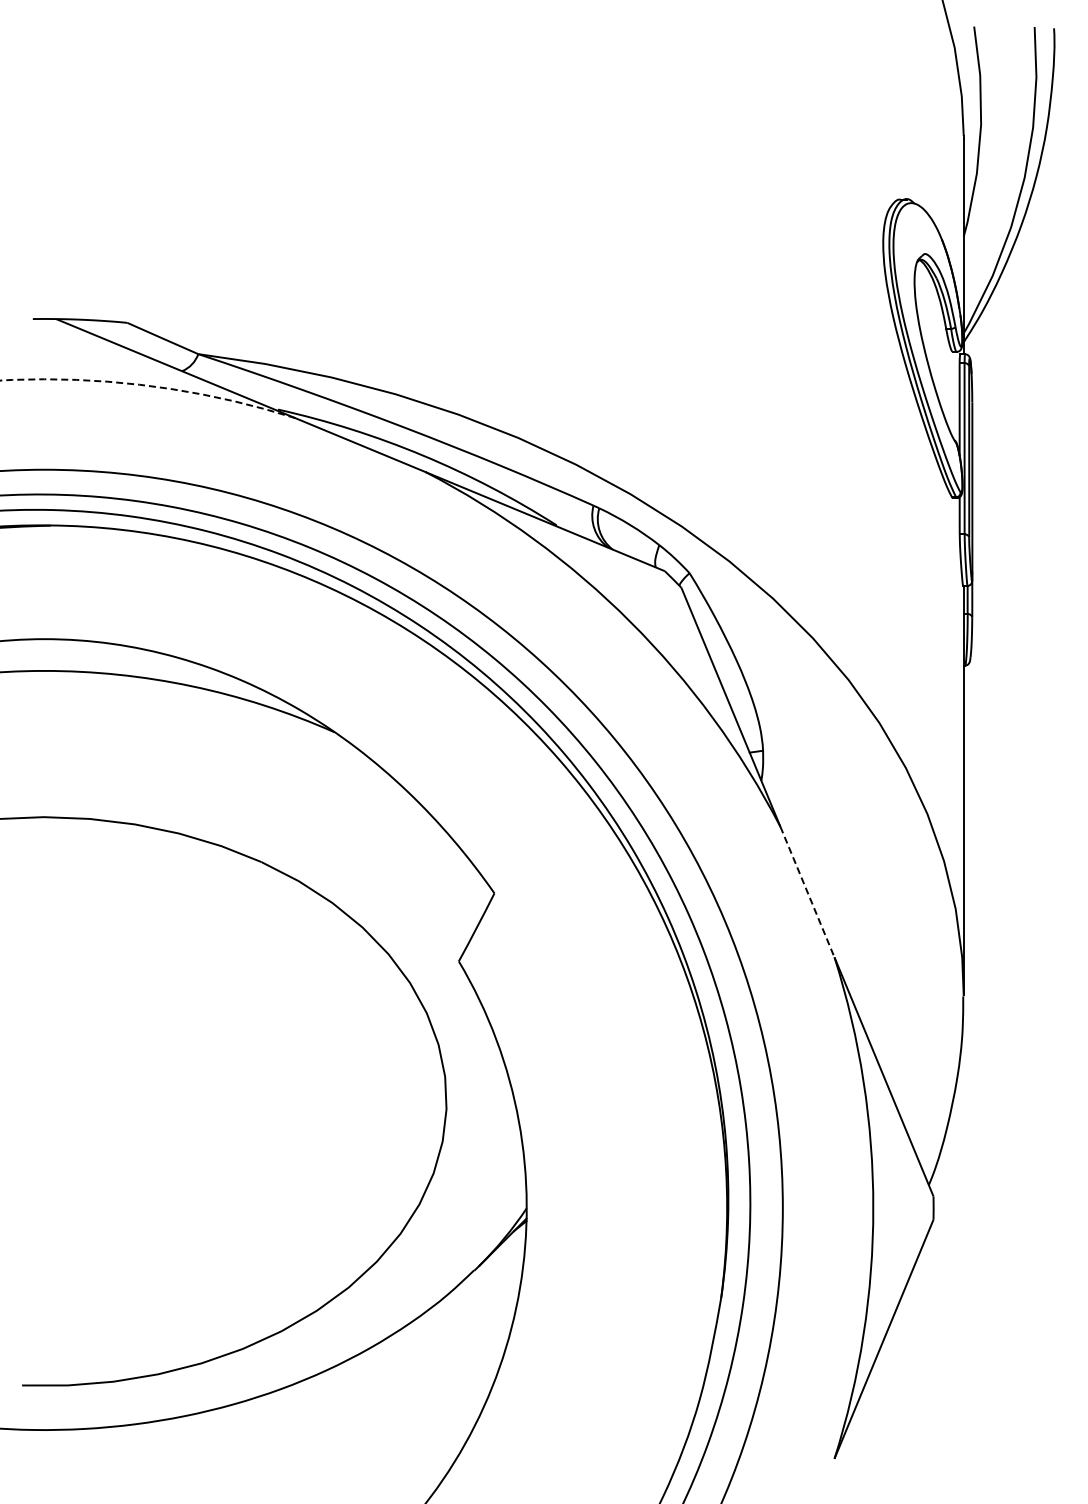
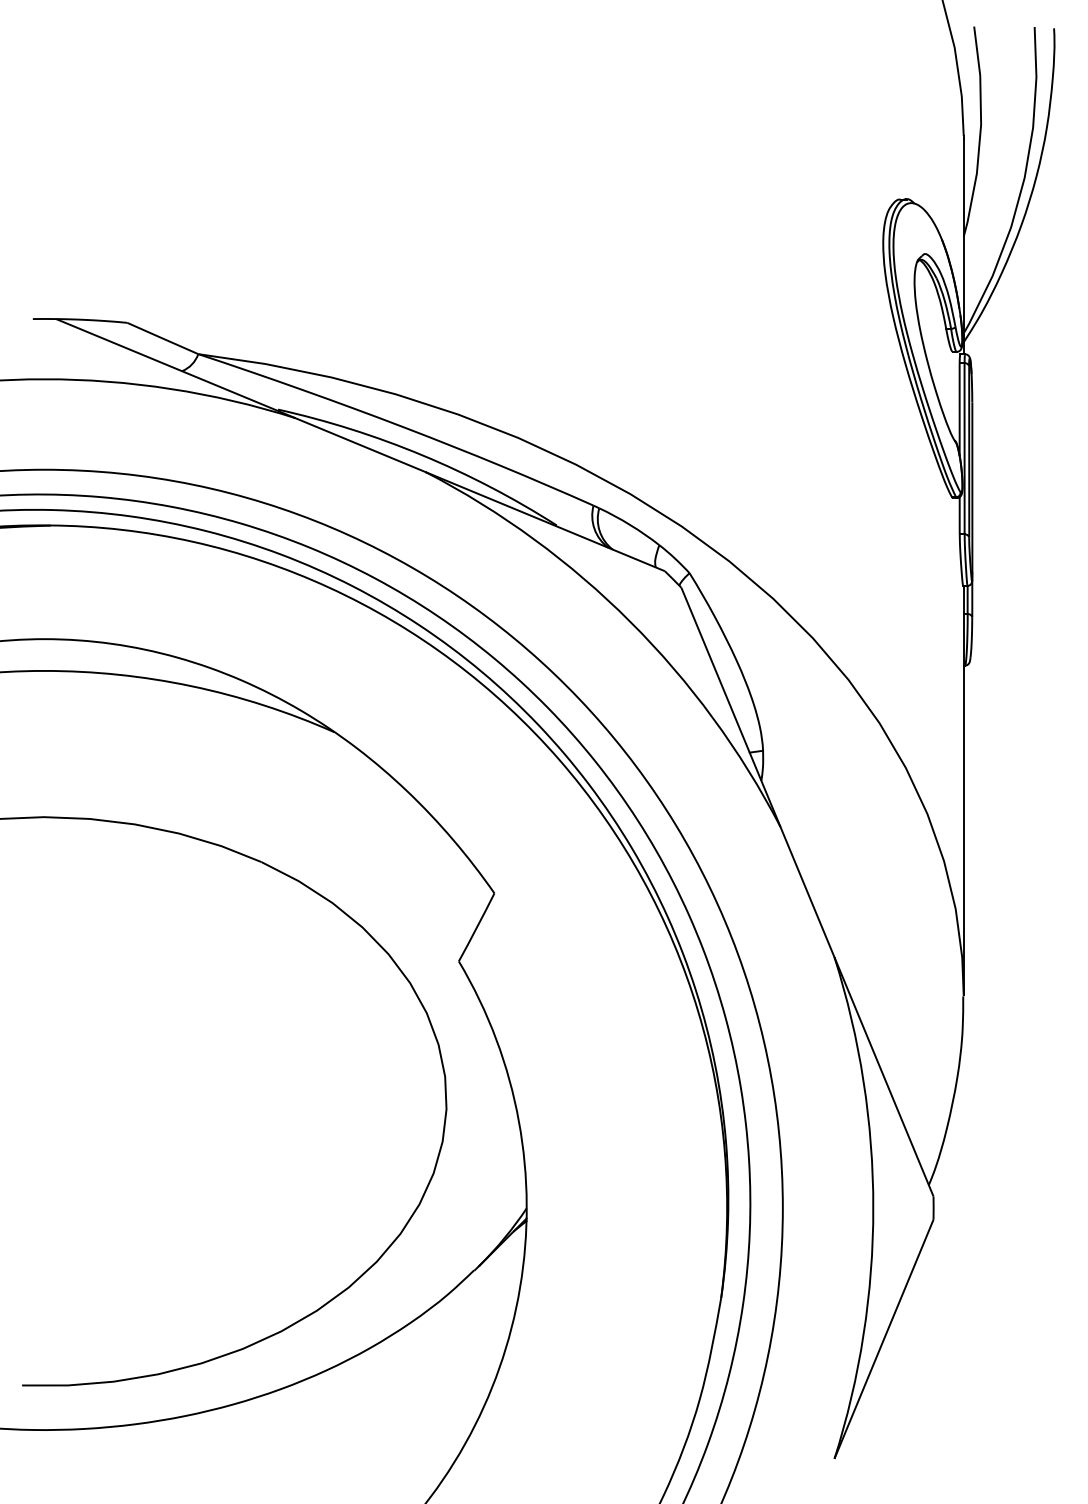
arc: dashed -> solid (150, 386)
line: dashed -> solid (807, 892)
